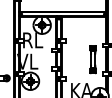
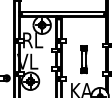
part position: (92, 59) -> (83, 59) (83, 59)
